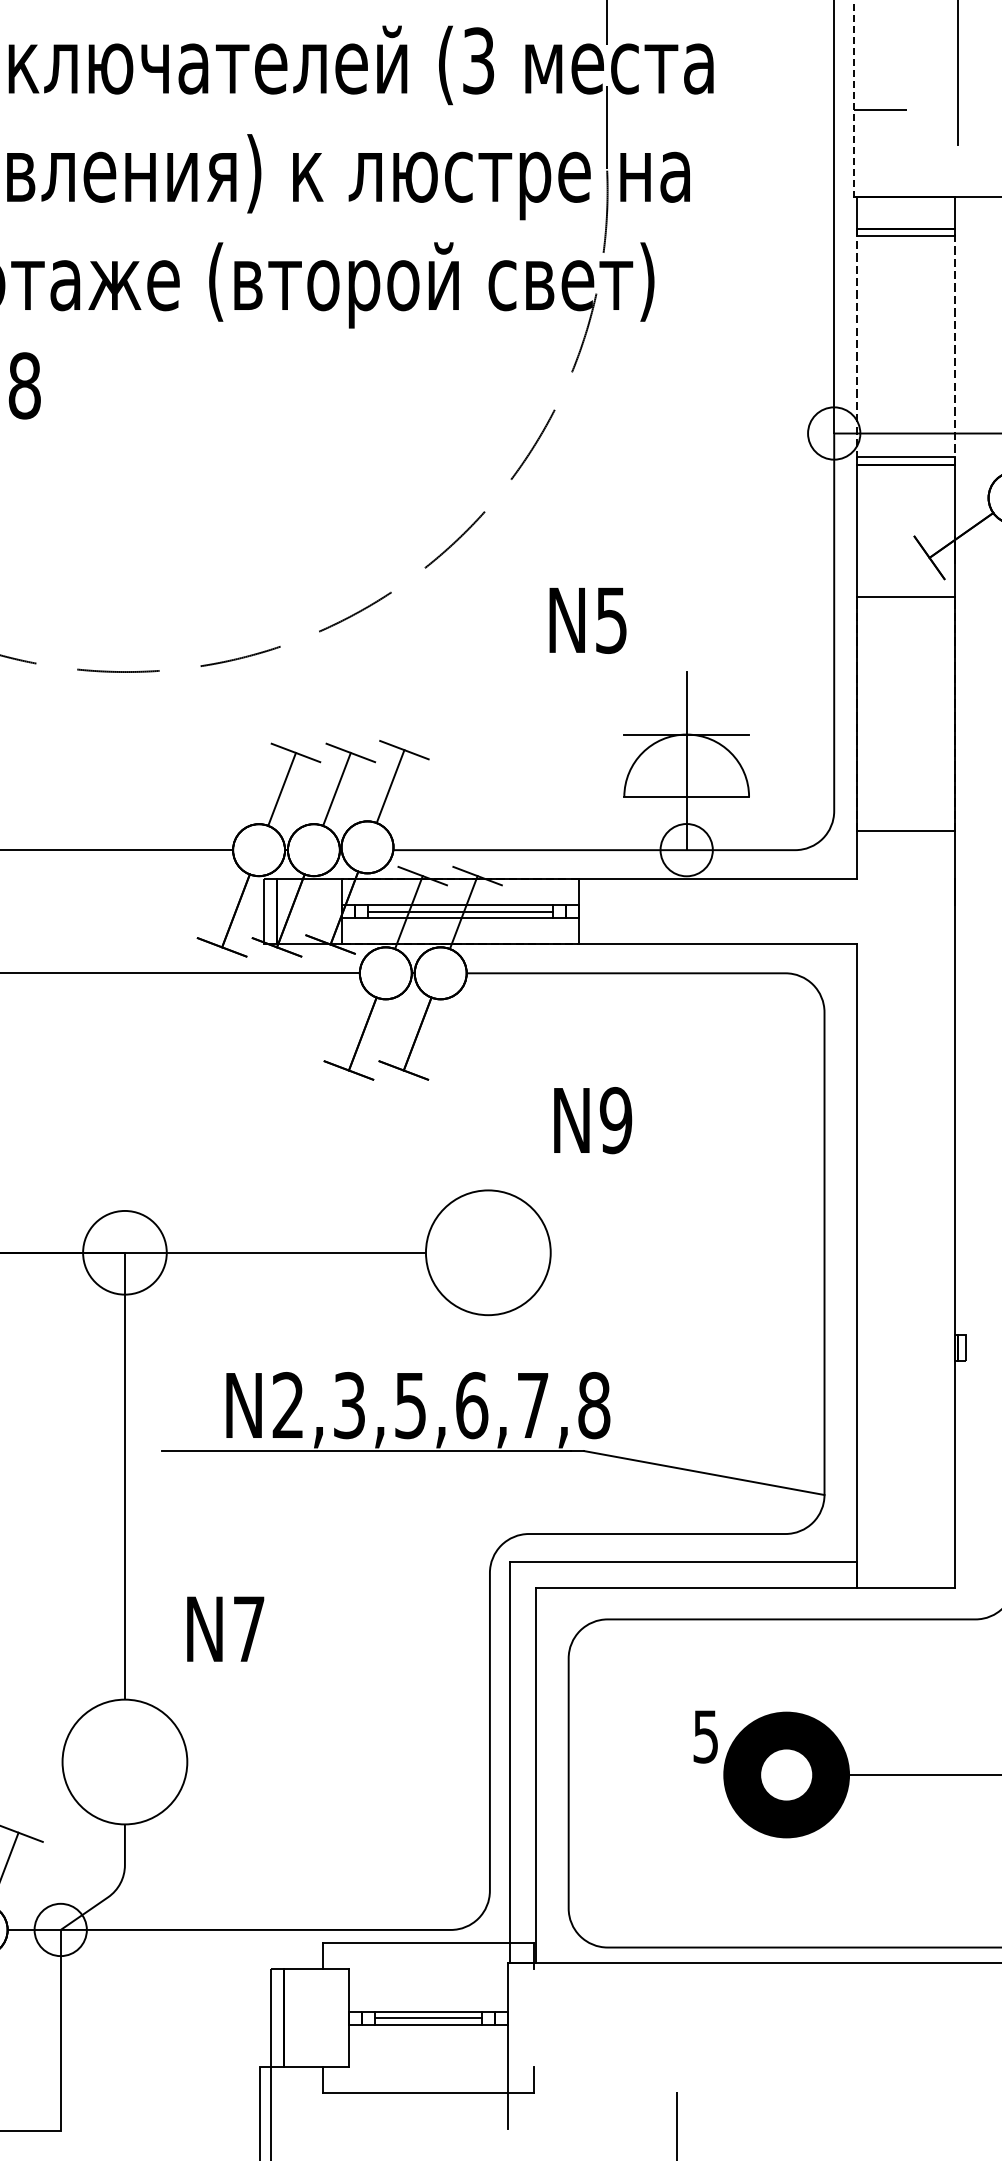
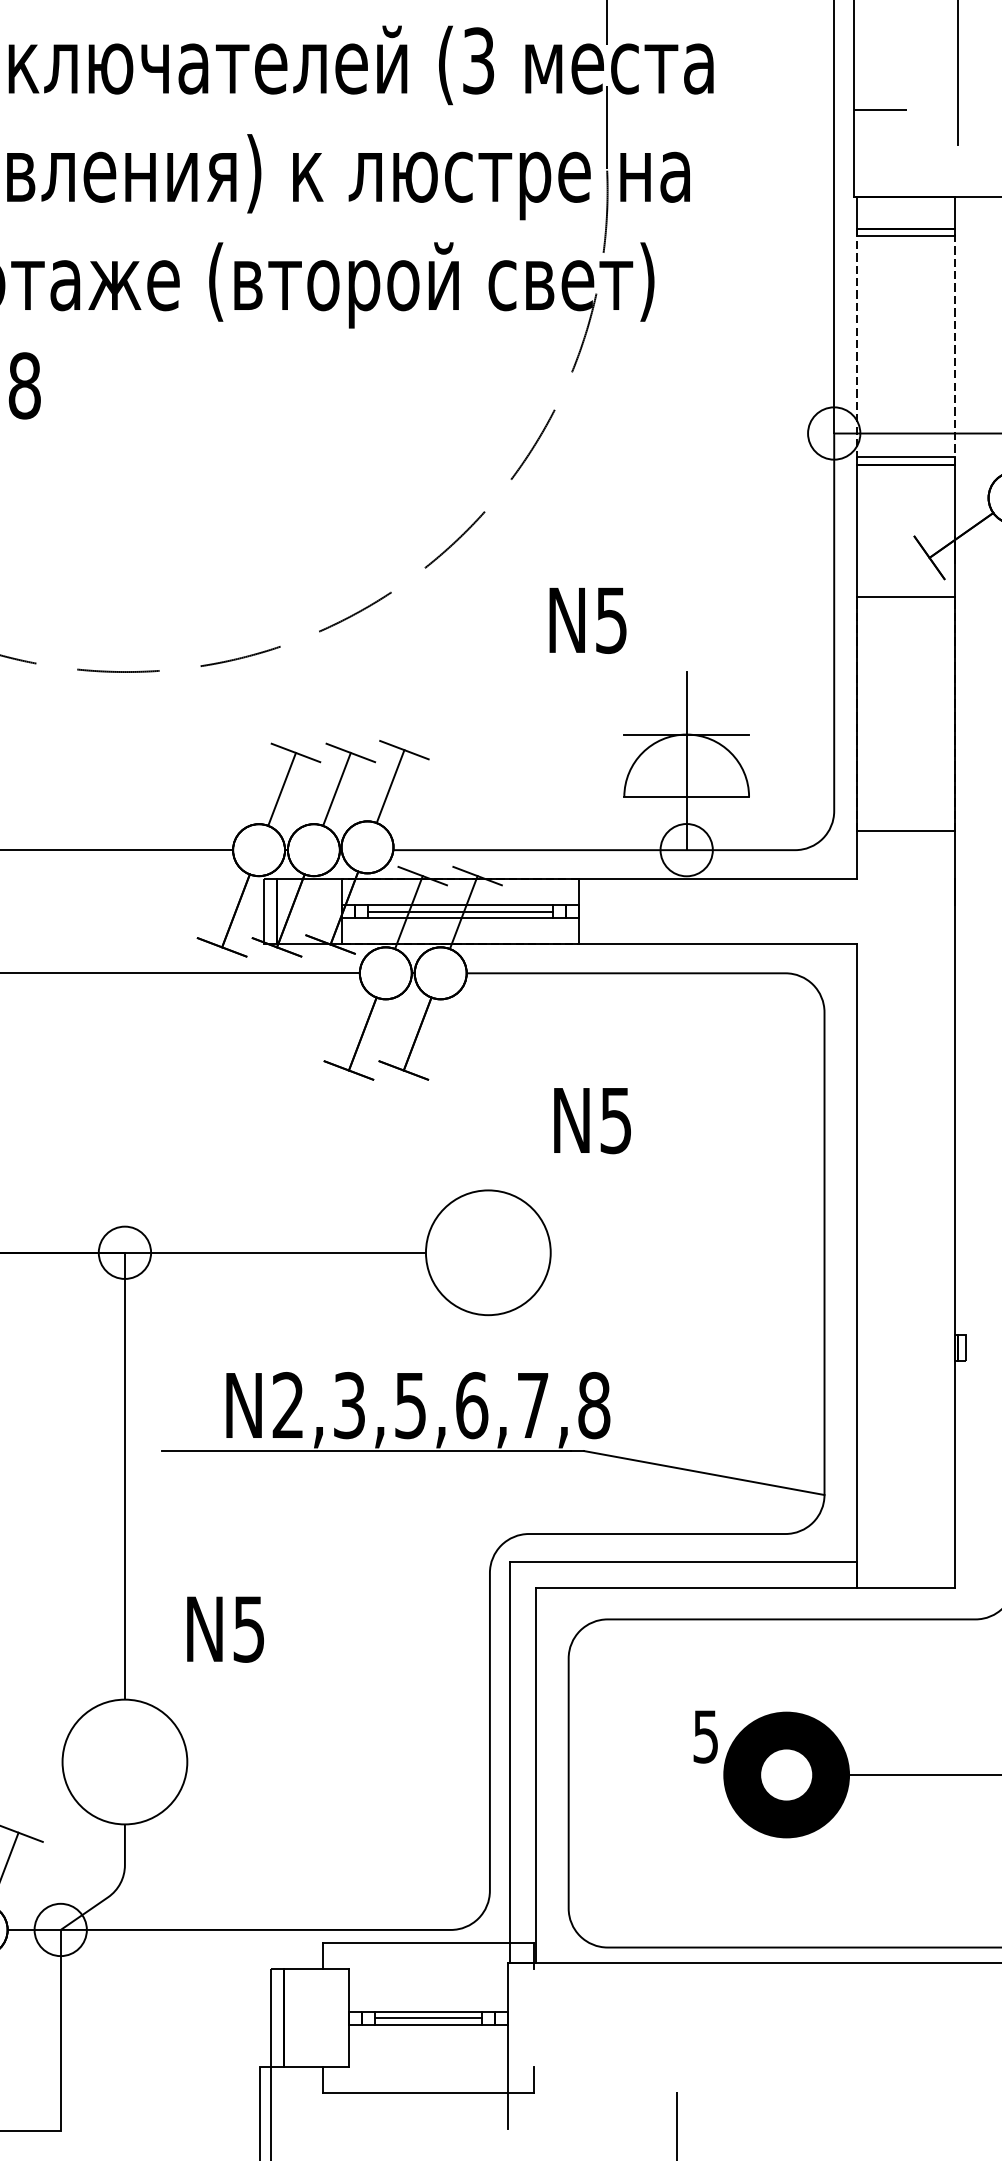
line: dashed -> solid (854, 99)
text: N9 -> N5 (615, 1120)
circle diameter: 84 px -> 52 px (124, 1252)
text: N7 -> N5 (248, 1629)
